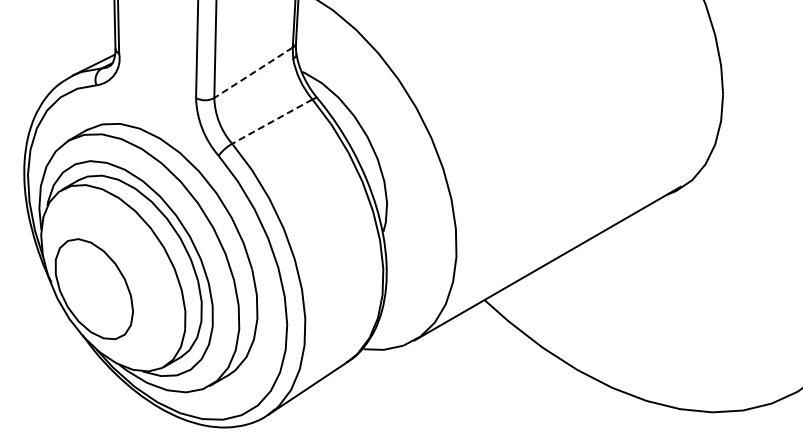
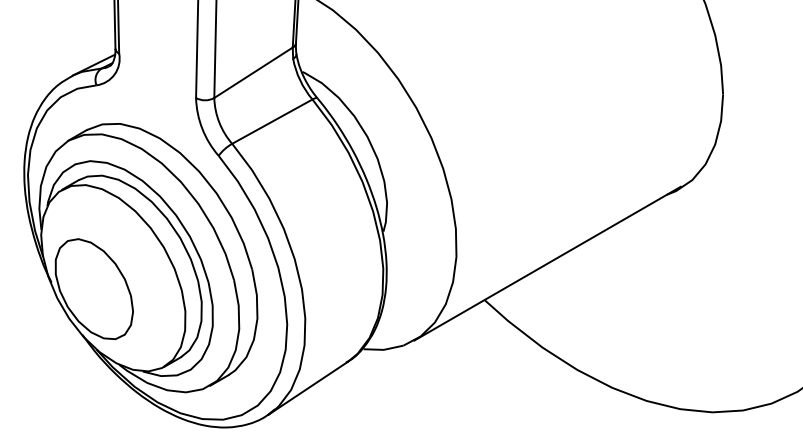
line: dashed -> solid (253, 72)
line: dashed -> solid (272, 121)
